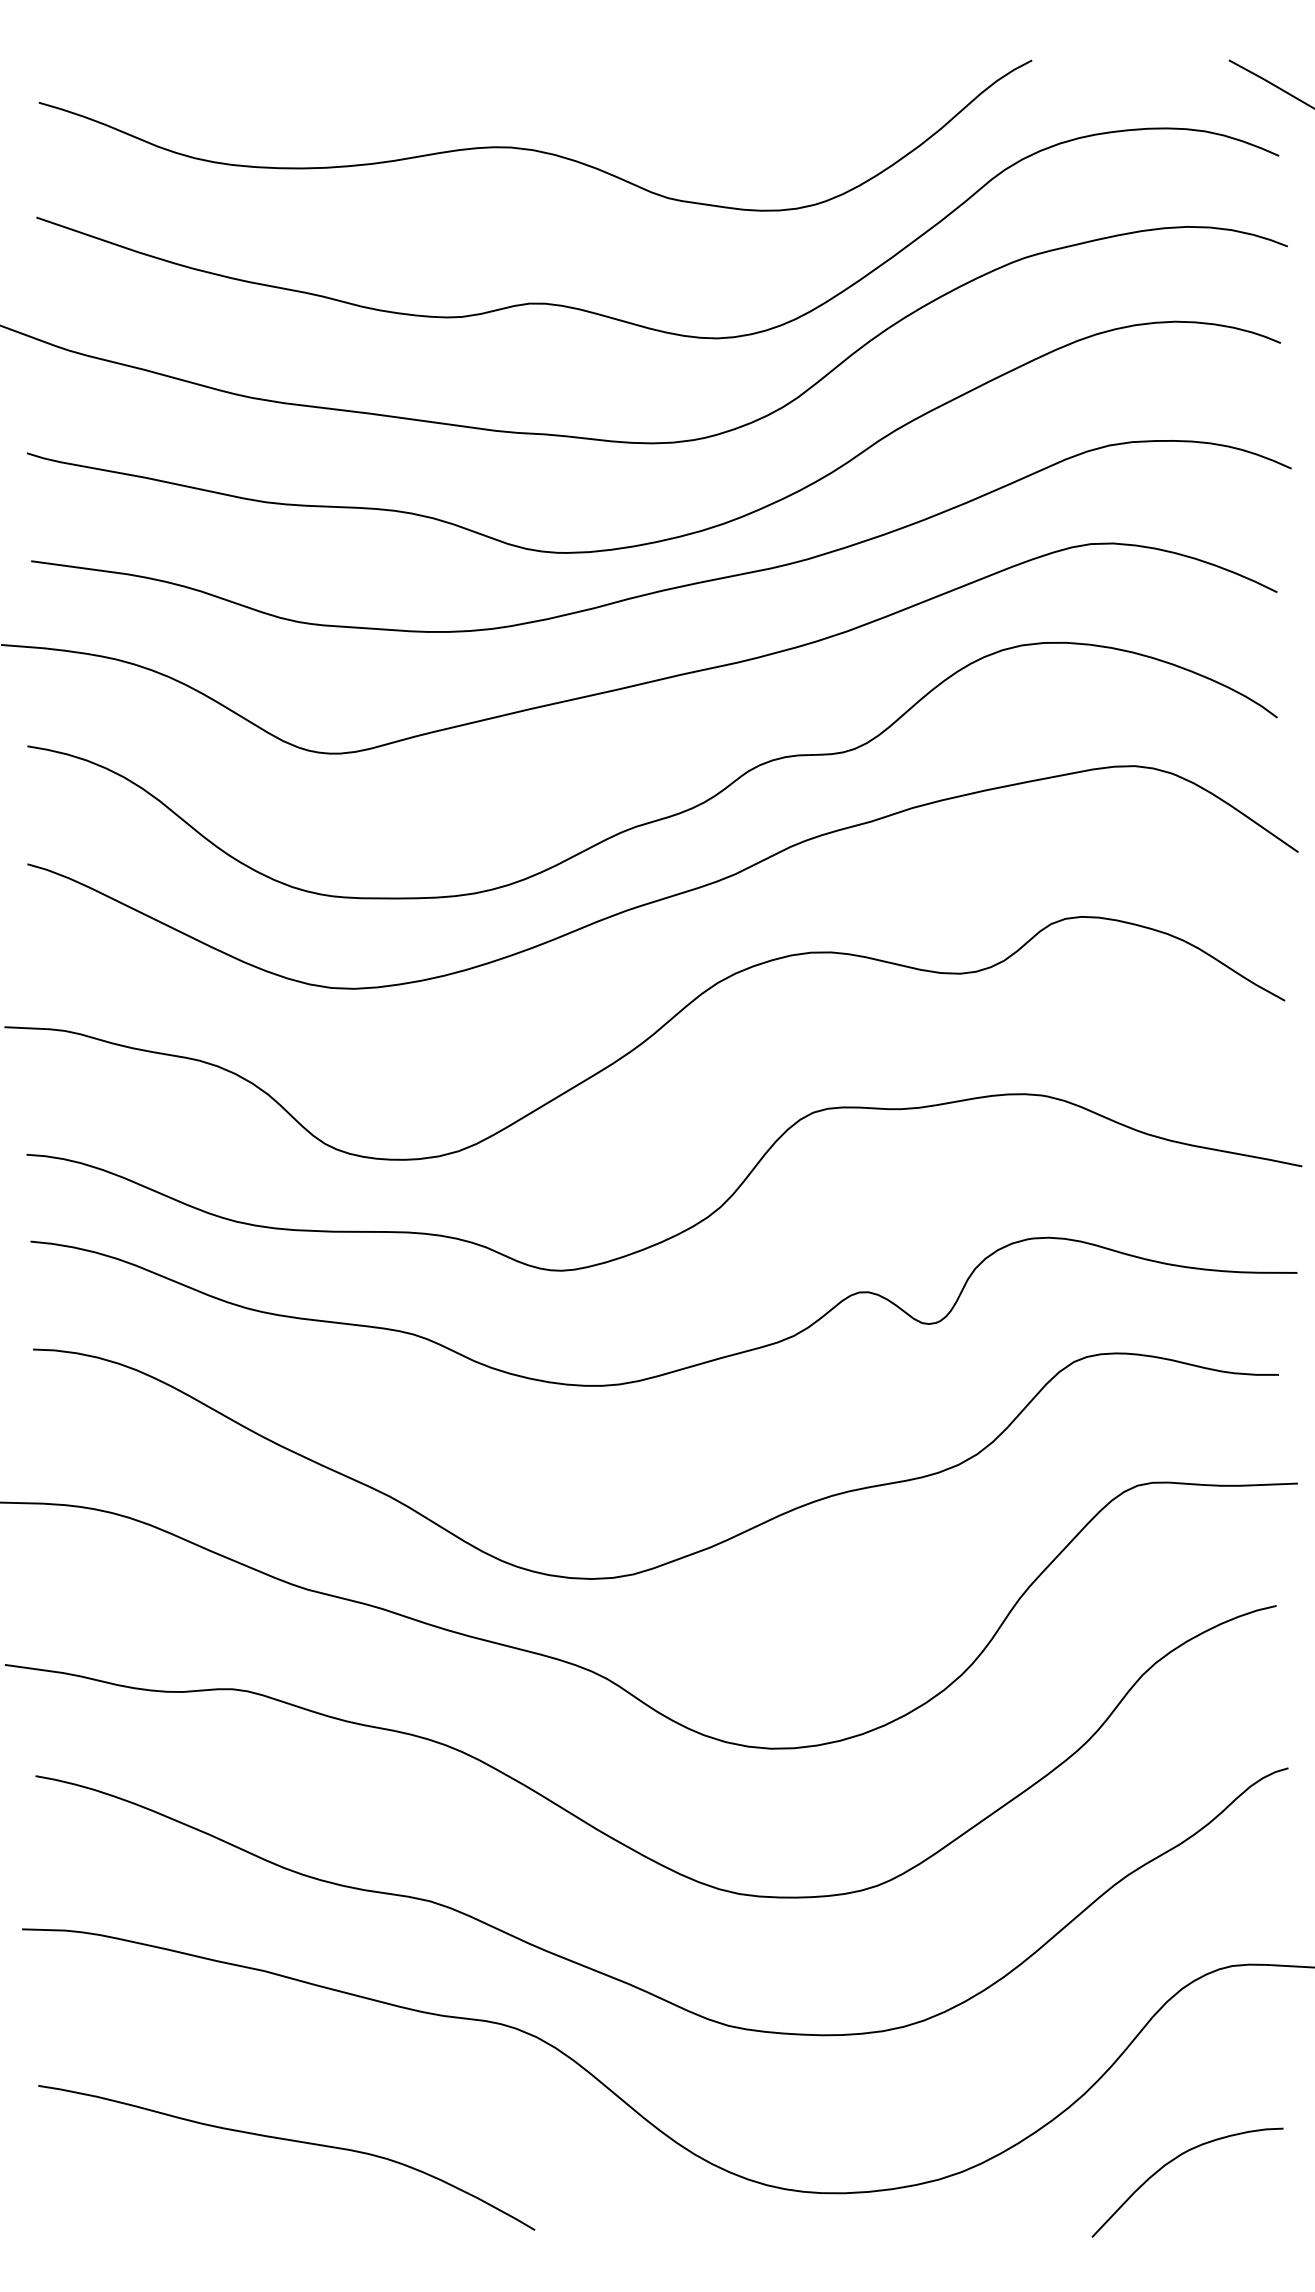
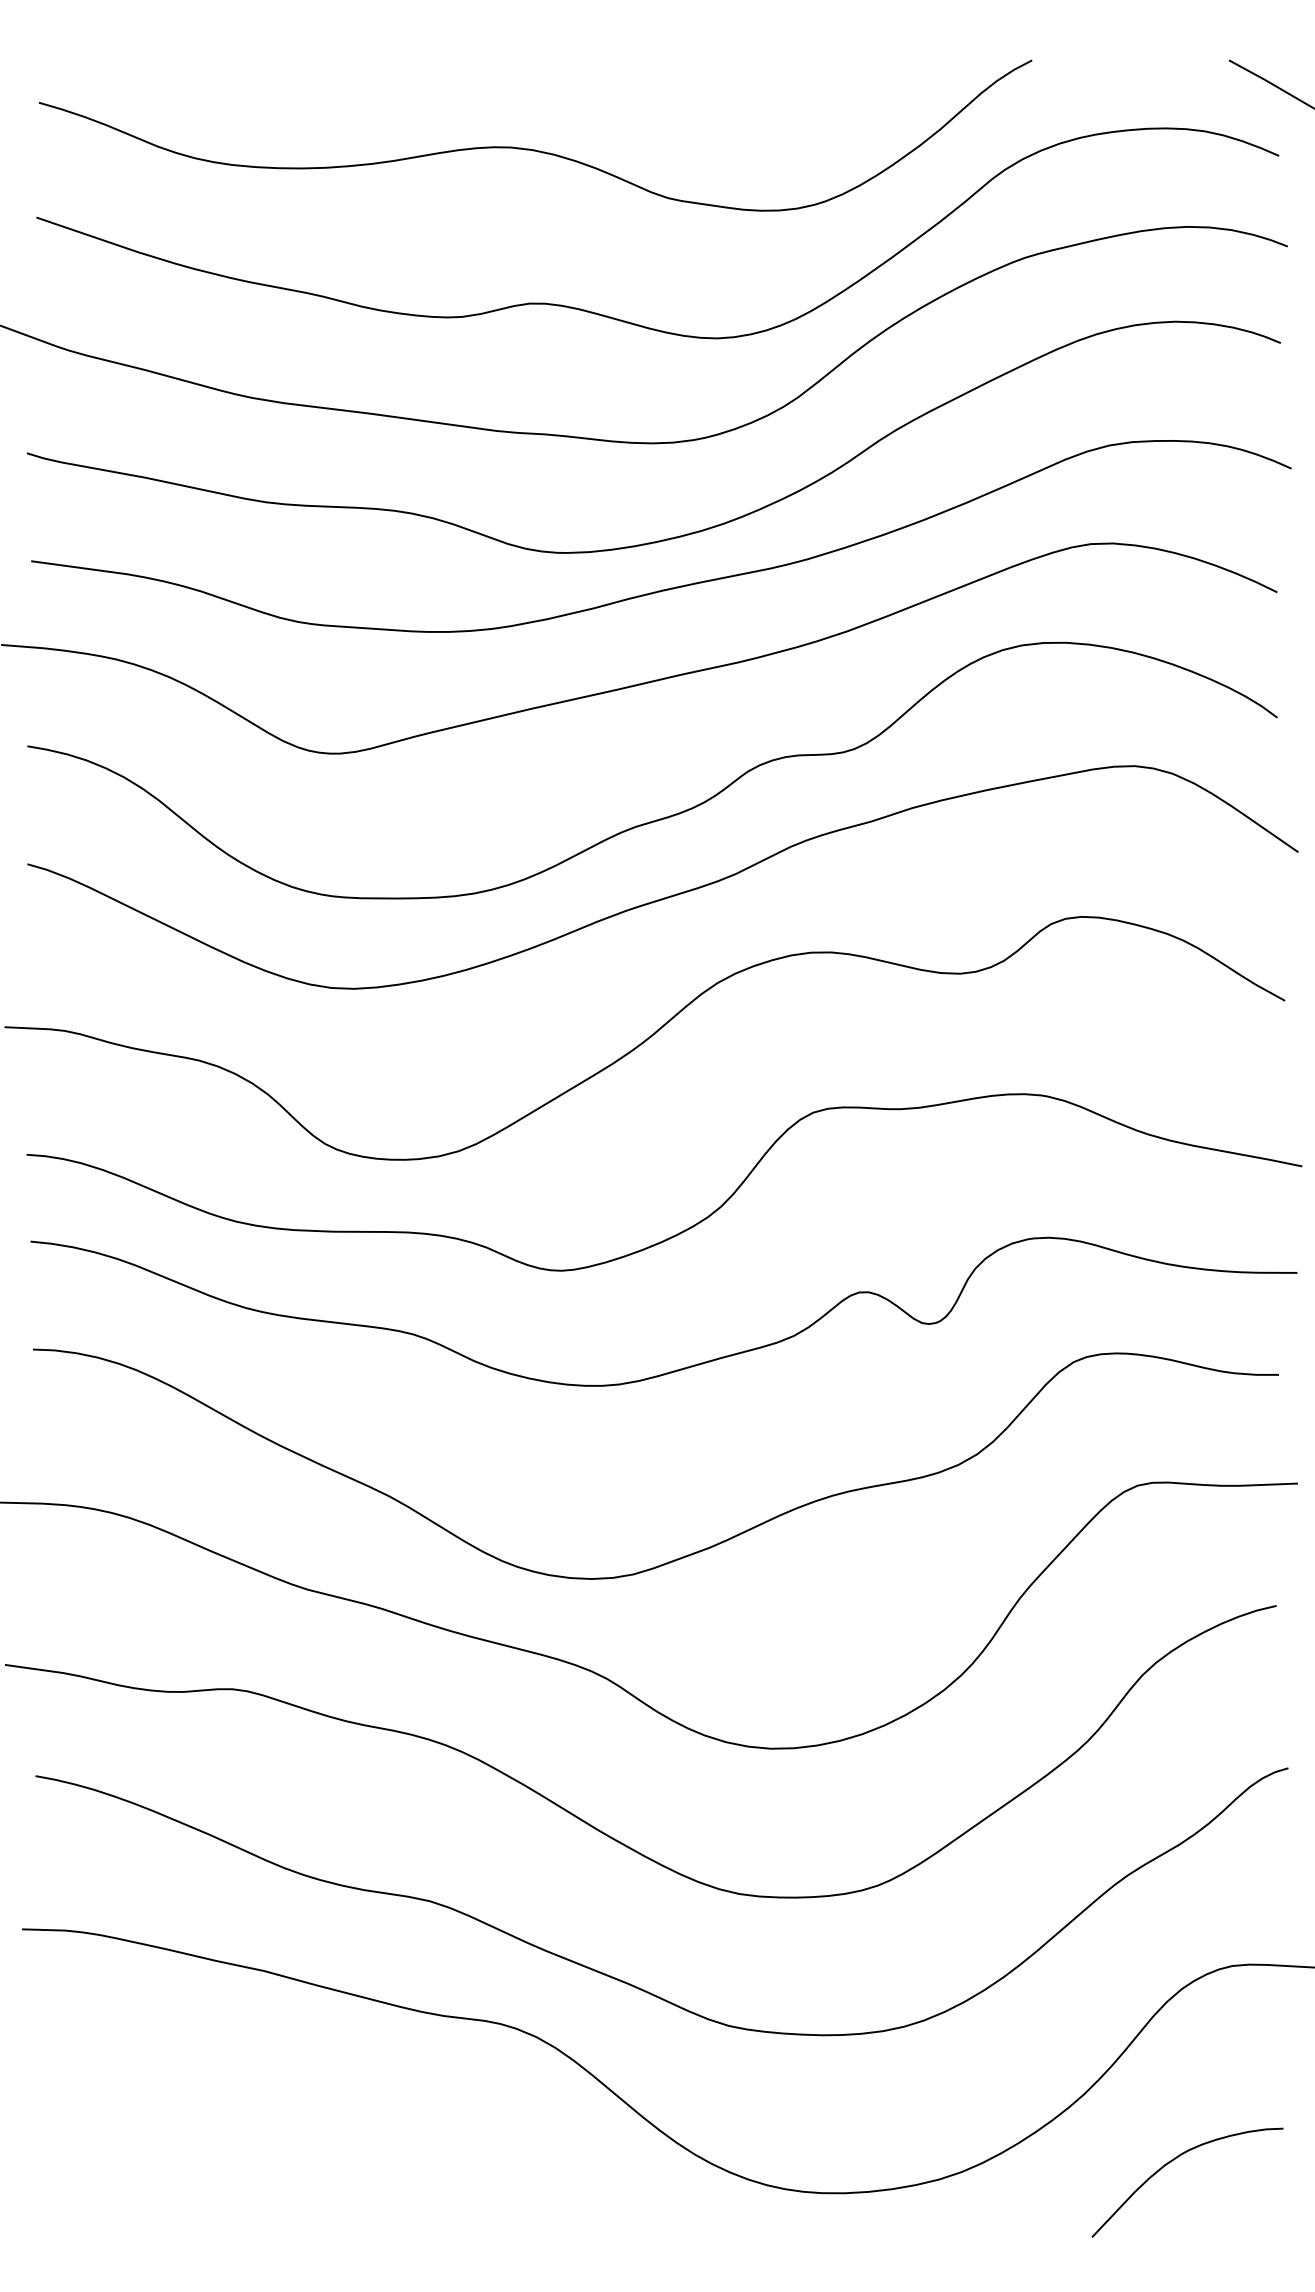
curve: present -> none (290, 2141)
